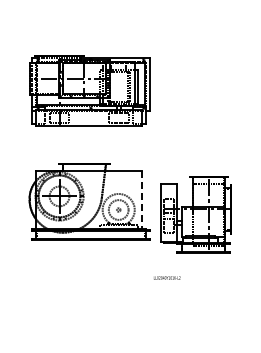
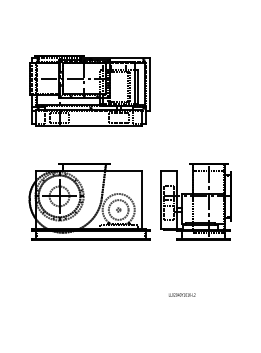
line: dashed -> solid (141, 200)
part position: (195, 214) -> (195, 201) (195, 201)
text position: (167, 277) -> (182, 294) (182, 294)
